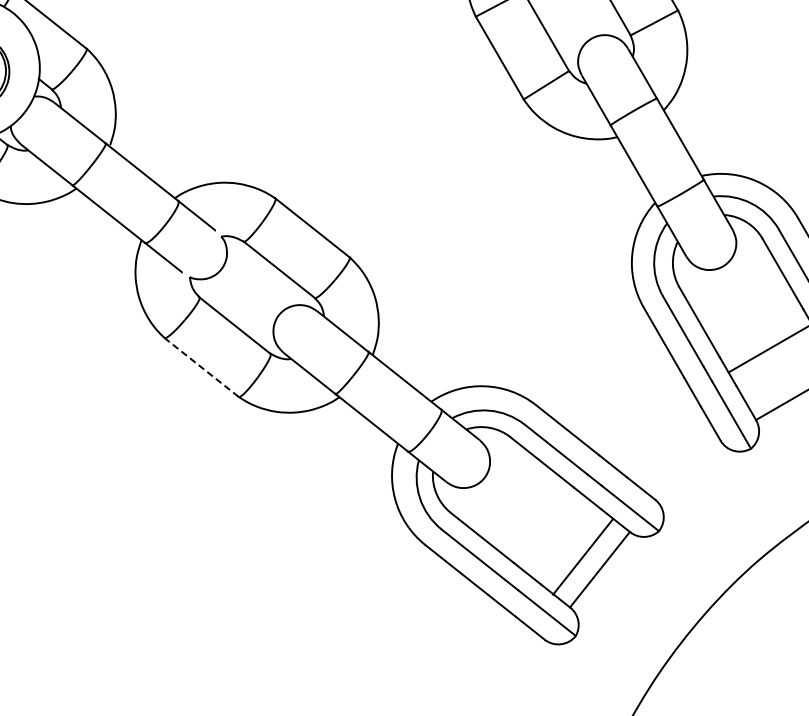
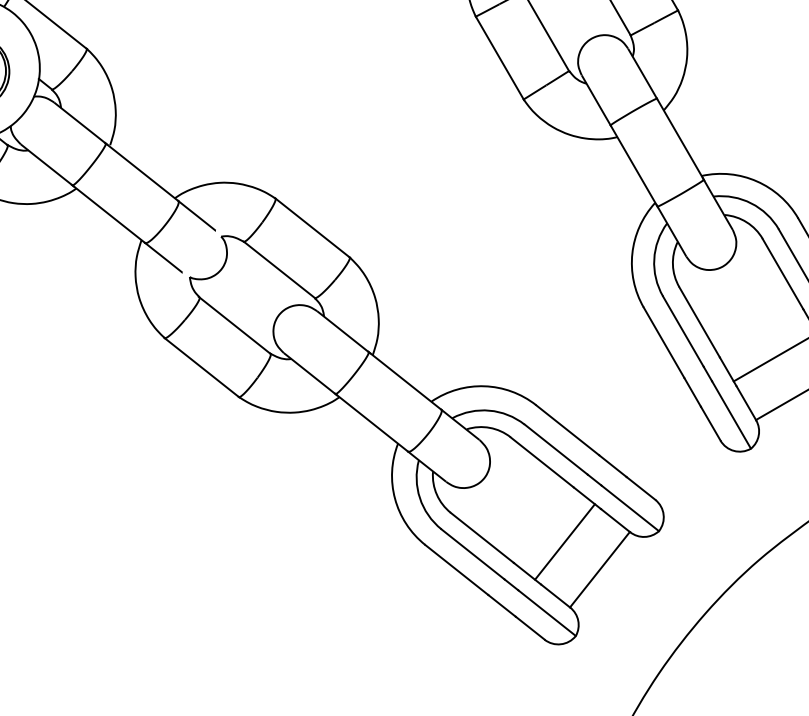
line position: (766, 350) -> (769, 360) (769, 360)
line: dashed -> solid (201, 367)
line position: (582, 556) -> (564, 541) (564, 541)
